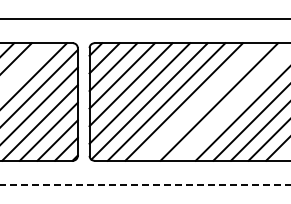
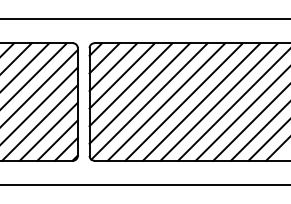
line: none -> present (25, 66)
line: none -> present (201, 101)
line: none -> present (232, 105)
line: dashed -> solid (145, 185)
